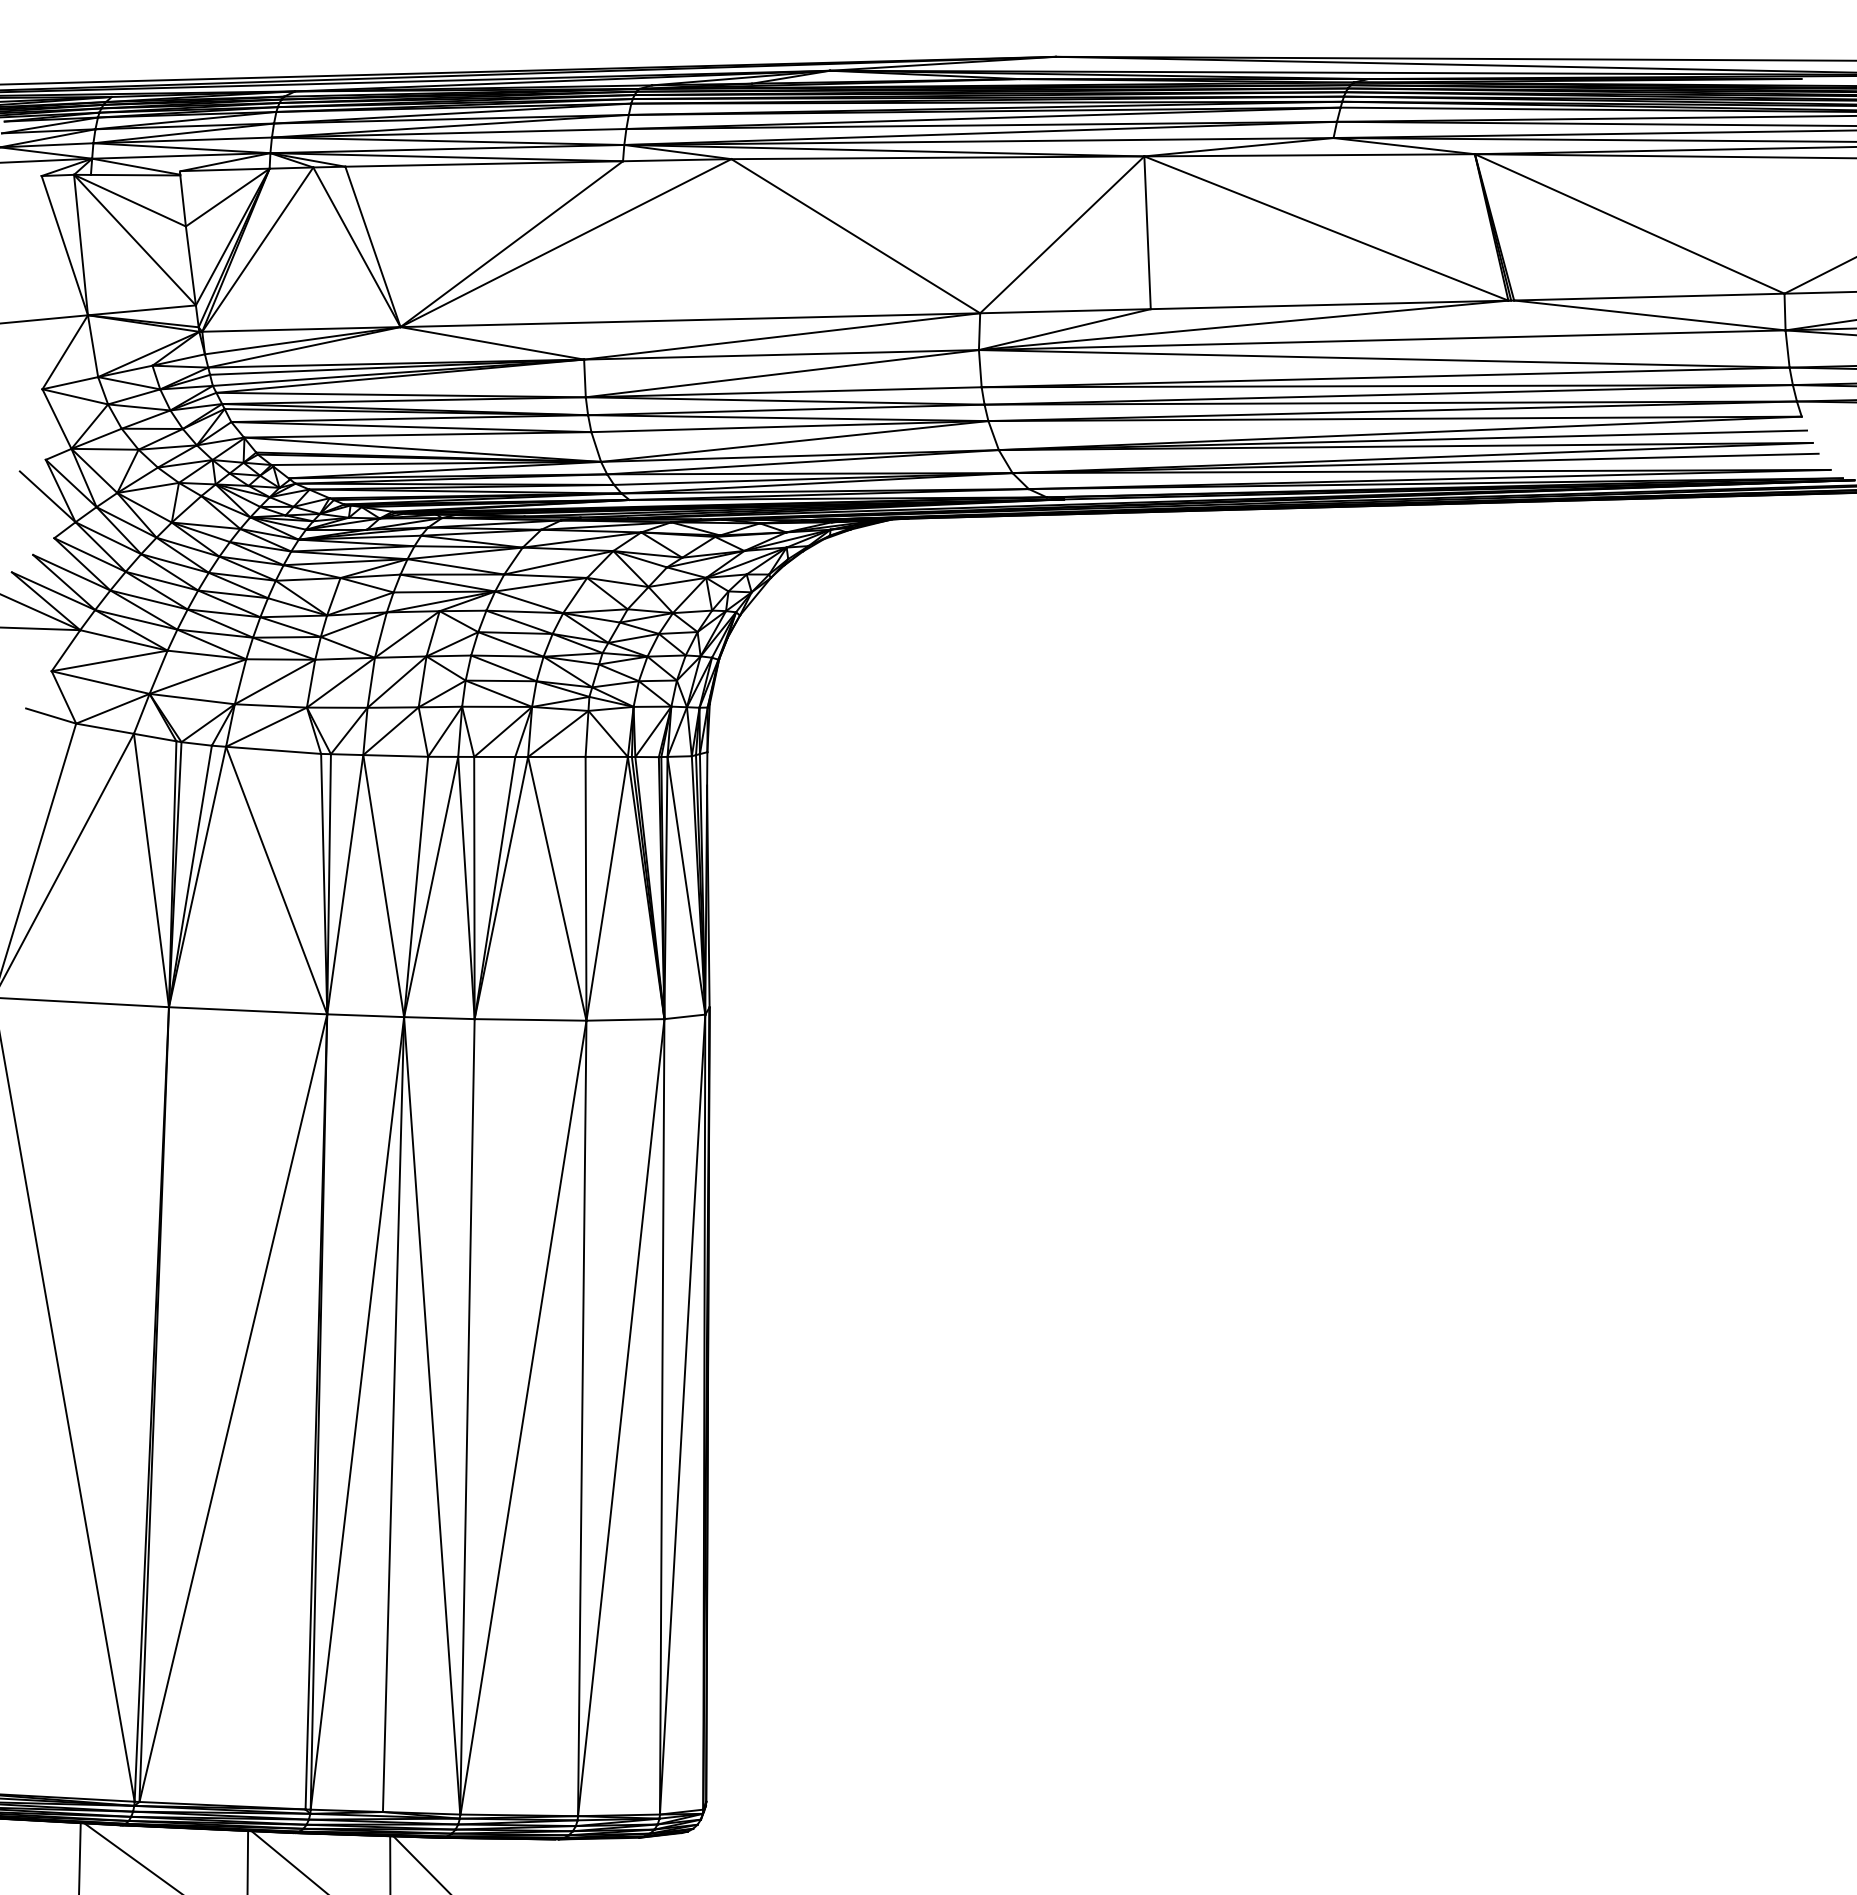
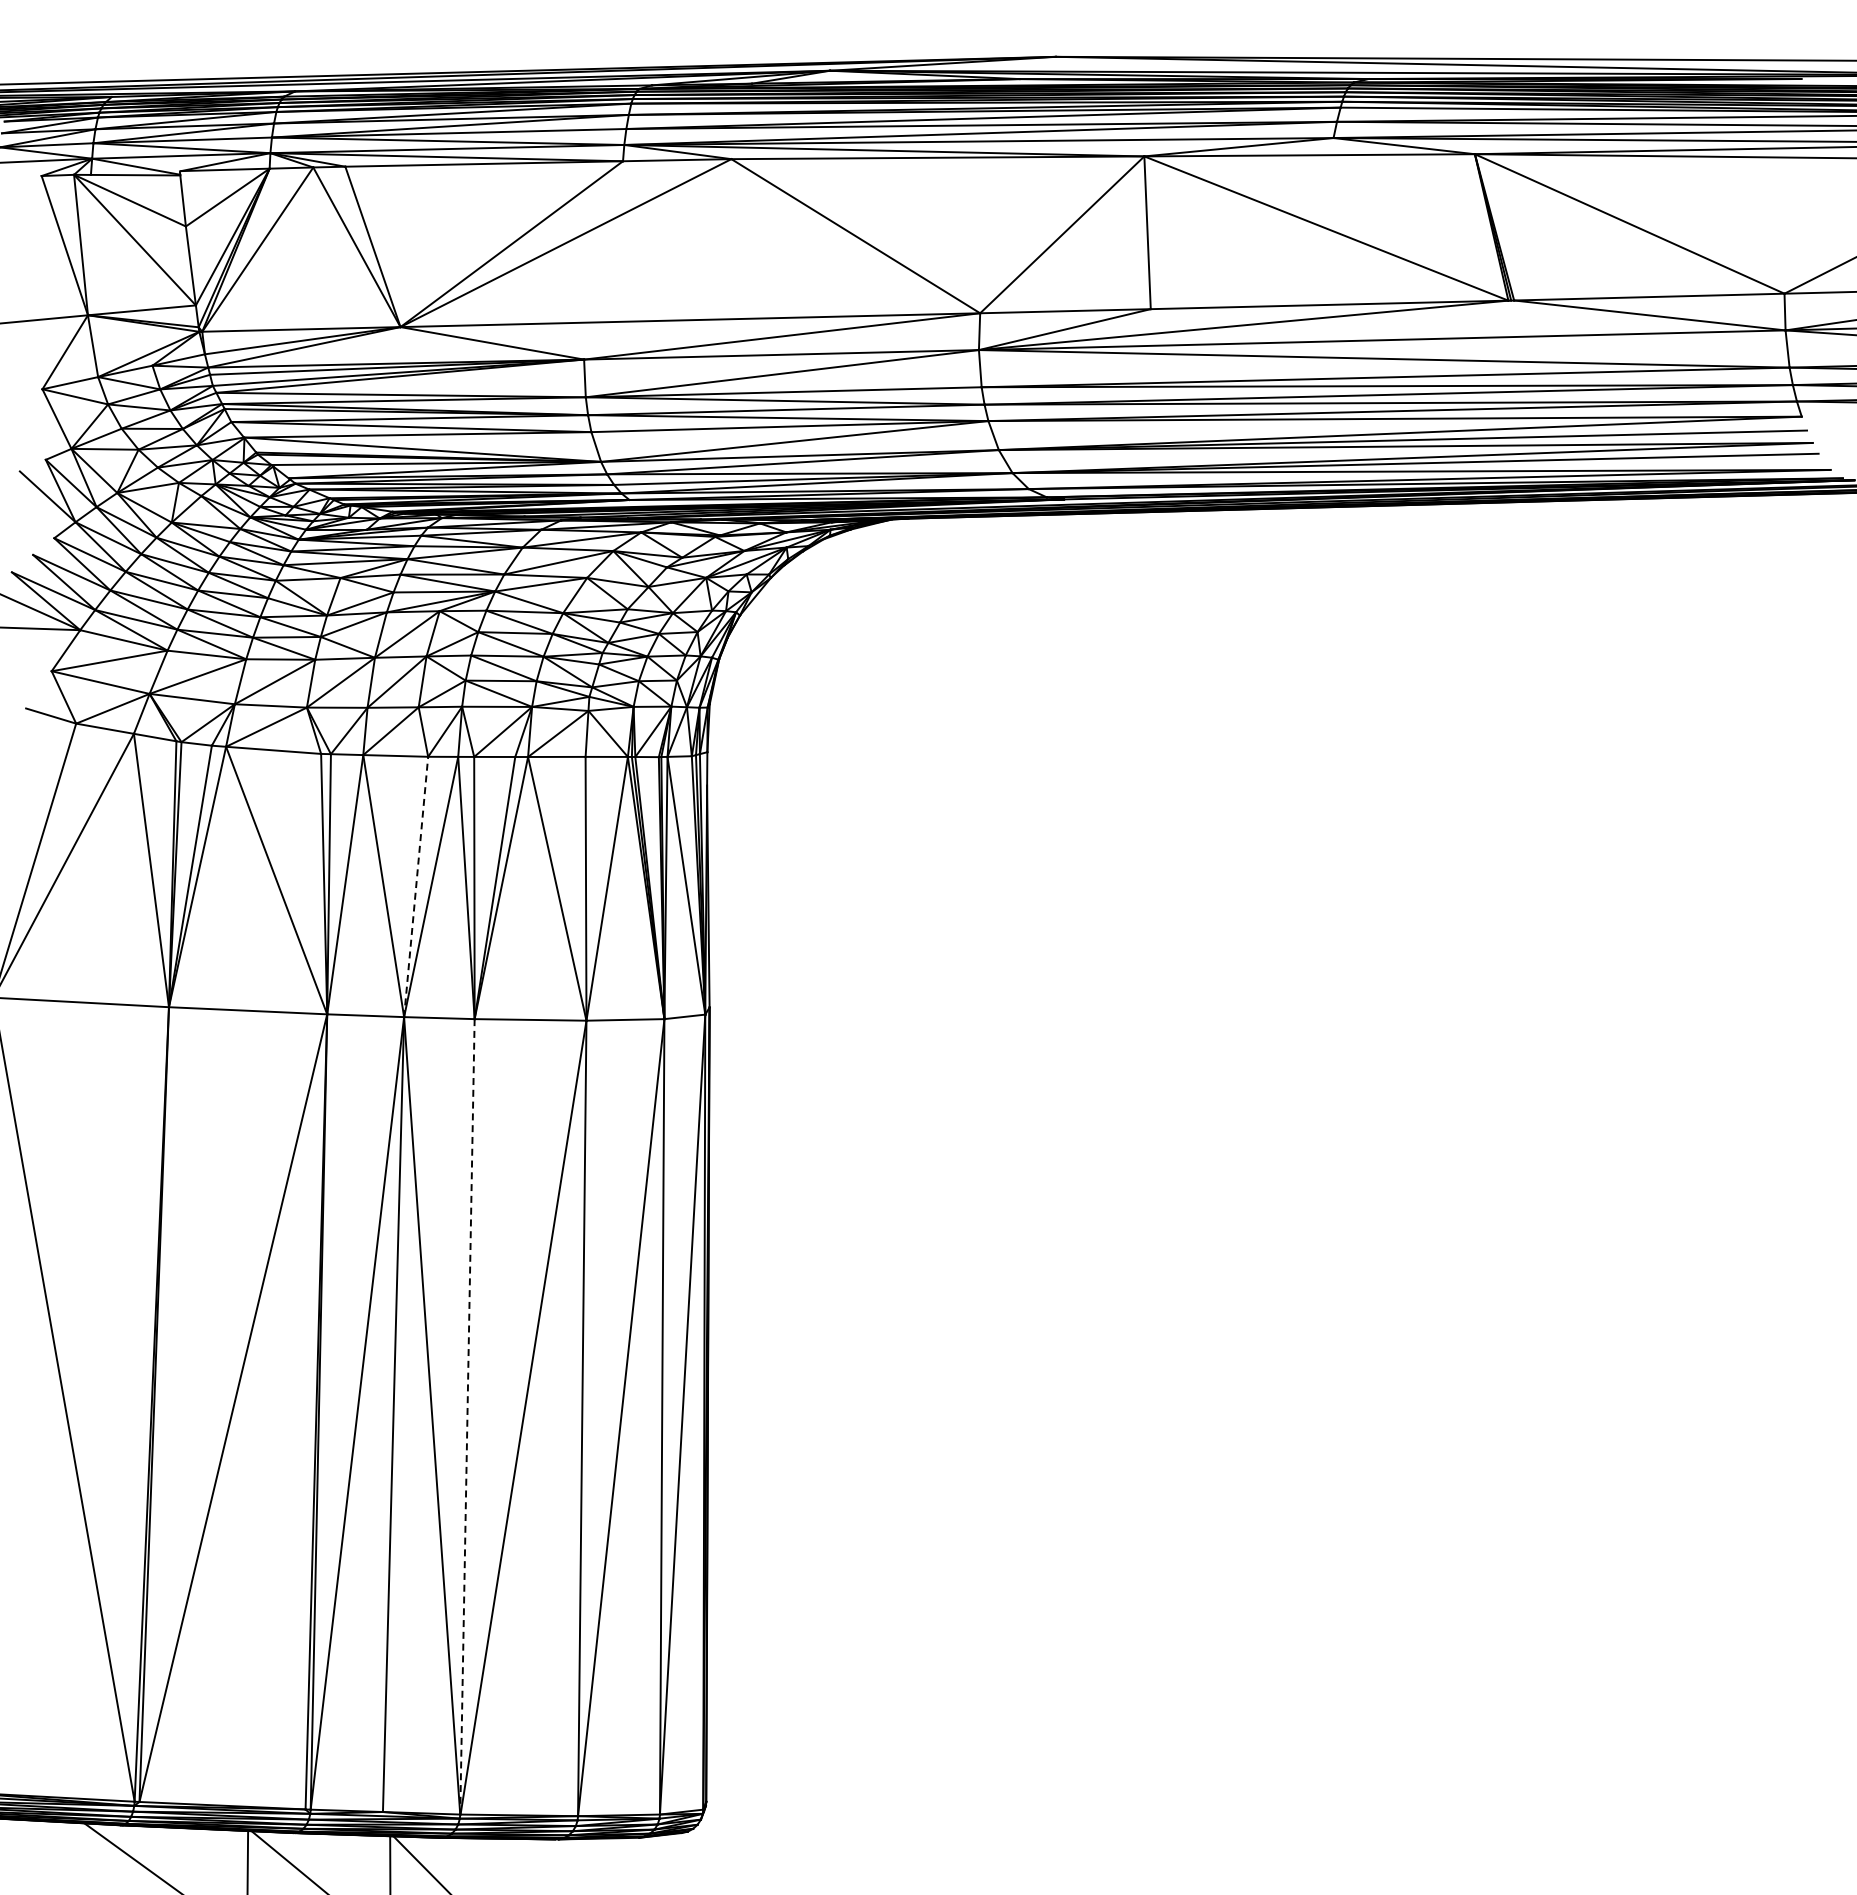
line: solid -> dashed (416, 886)
line: solid -> dashed (467, 1416)
line: present -> none (79, 1857)
